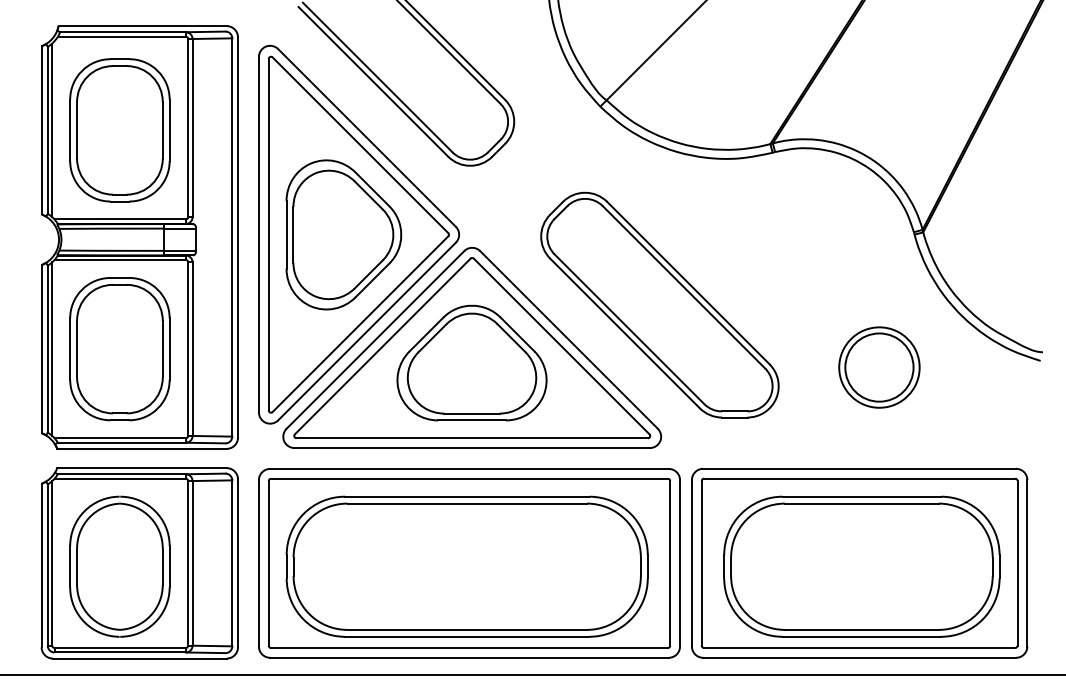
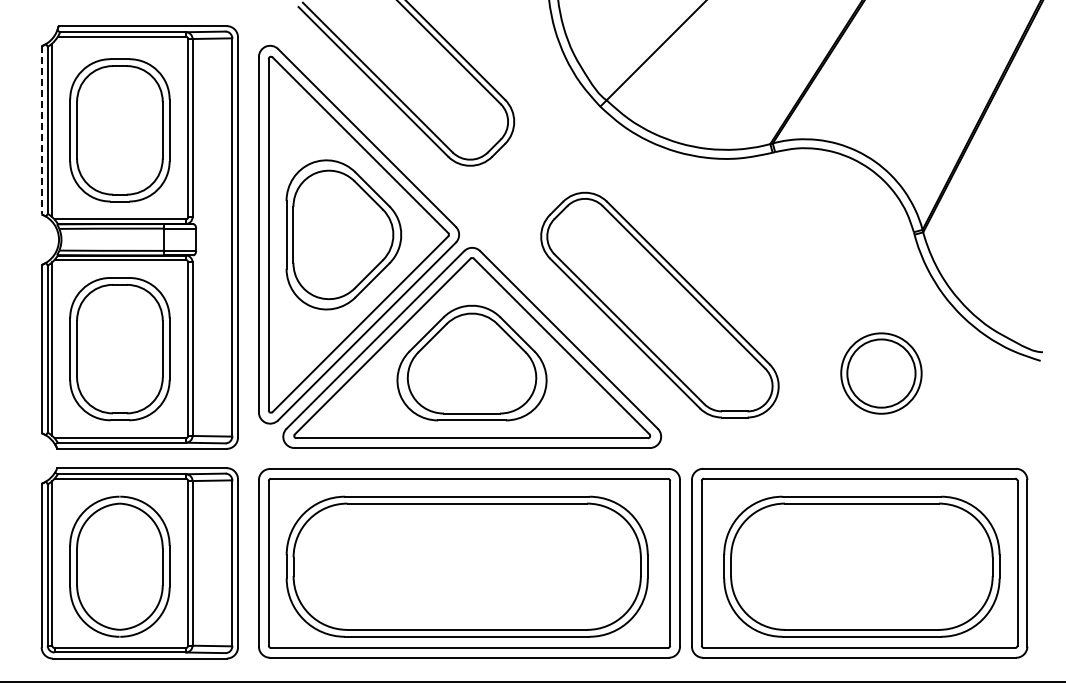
line: solid -> dashed (41, 130)
part position: (879, 367) -> (881, 373) (881, 373)
line position: (532, 675) -> (532, 682) (532, 682)
